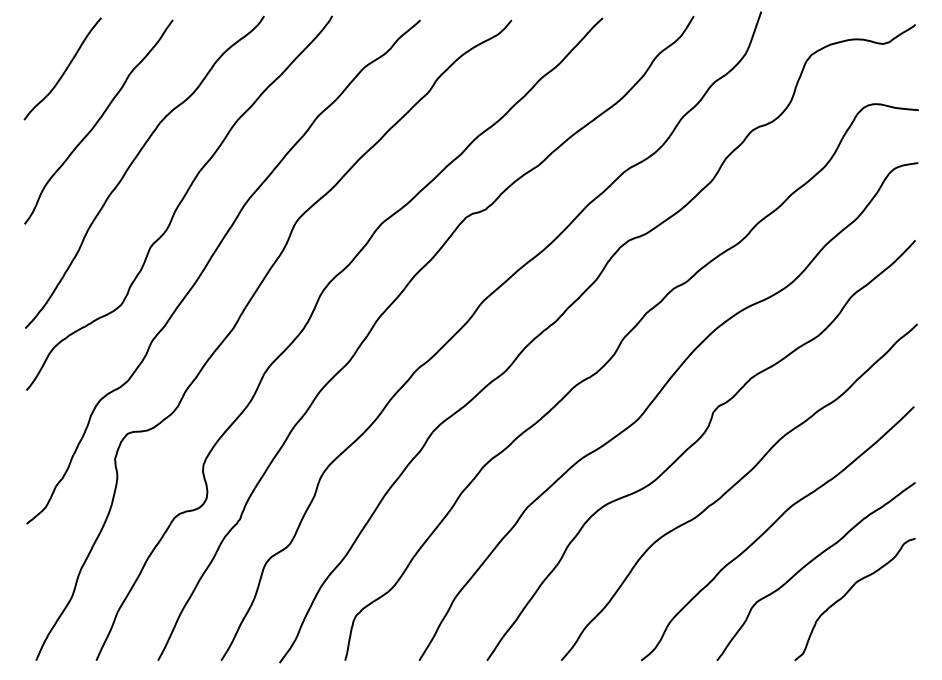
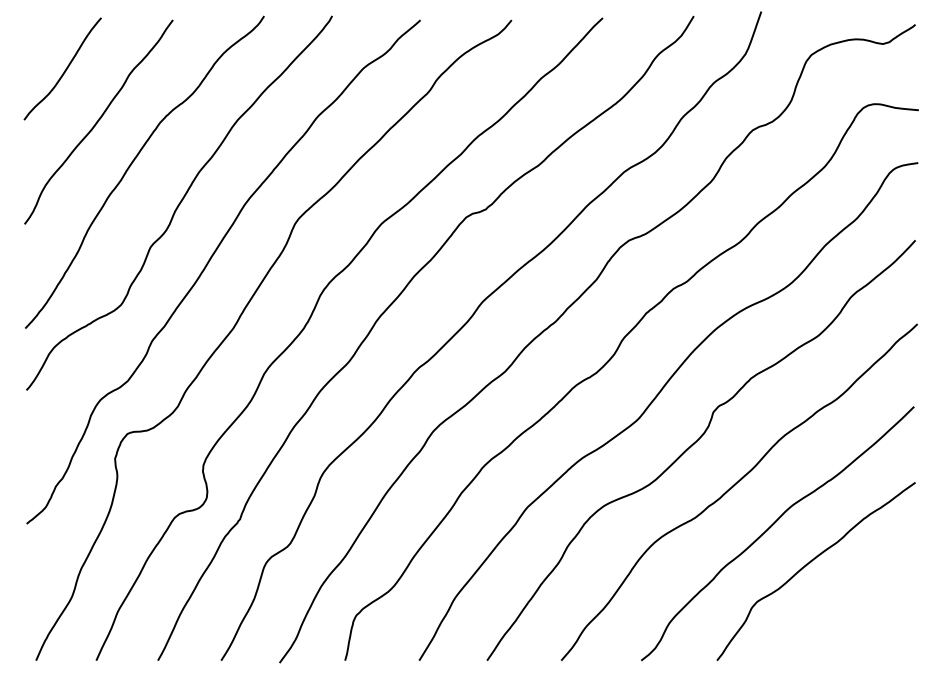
curve: present -> none (848, 592)
